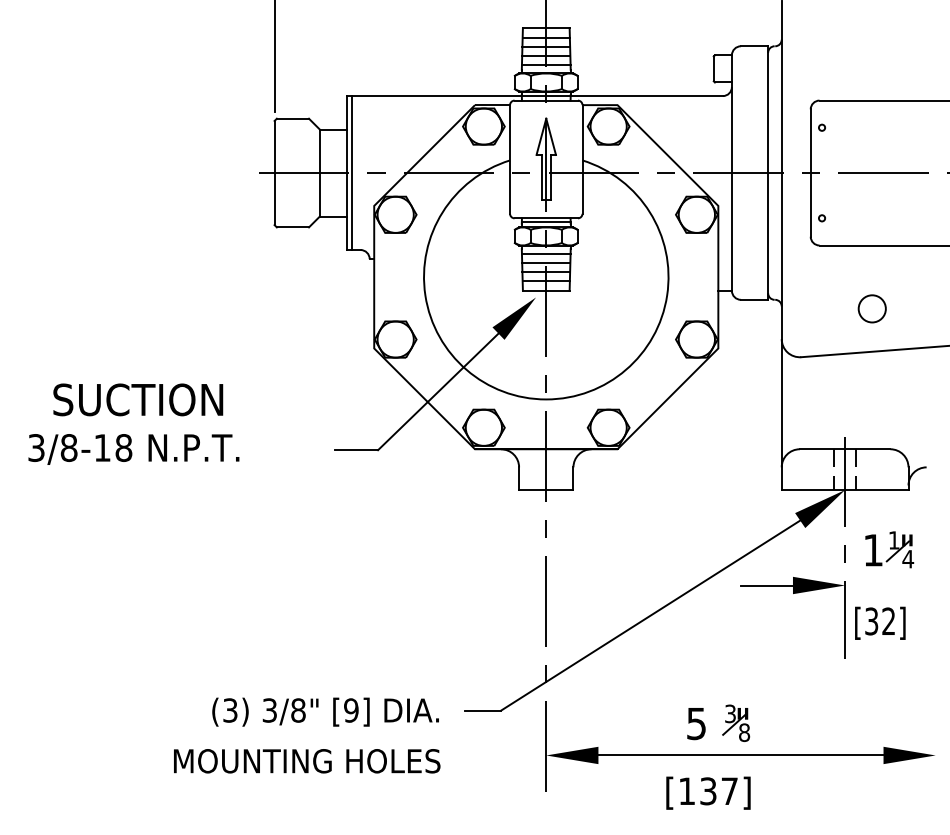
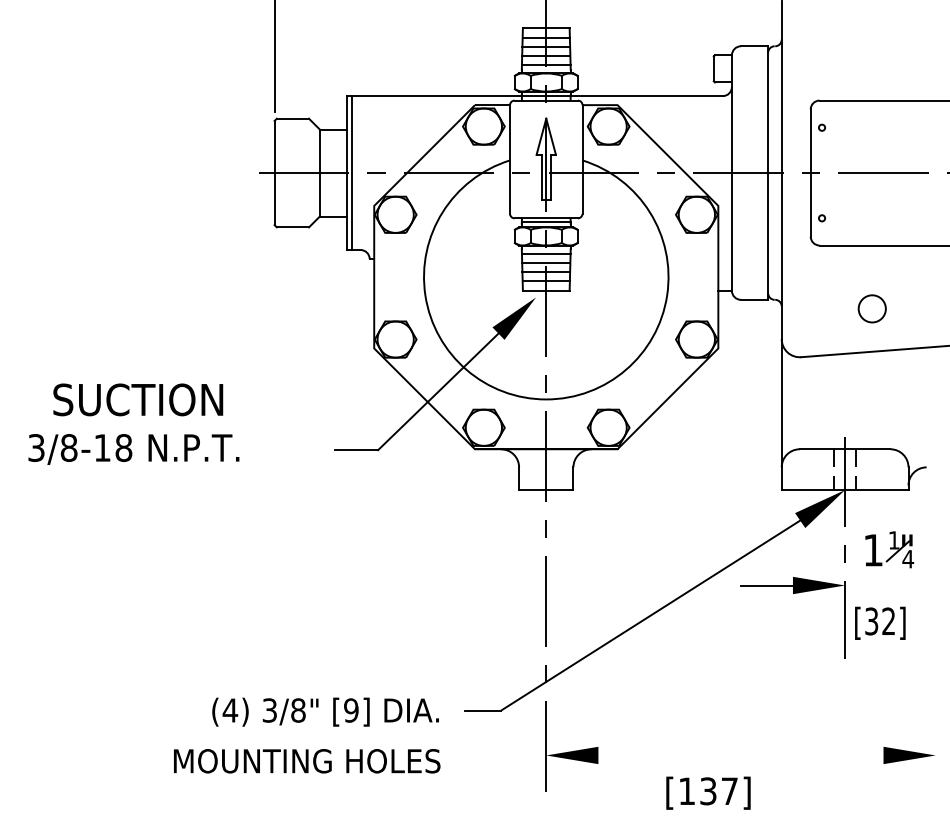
text: (3) -> (4) (230, 710)
part: present -> none (725, 722)
line: present -> none (740, 755)
